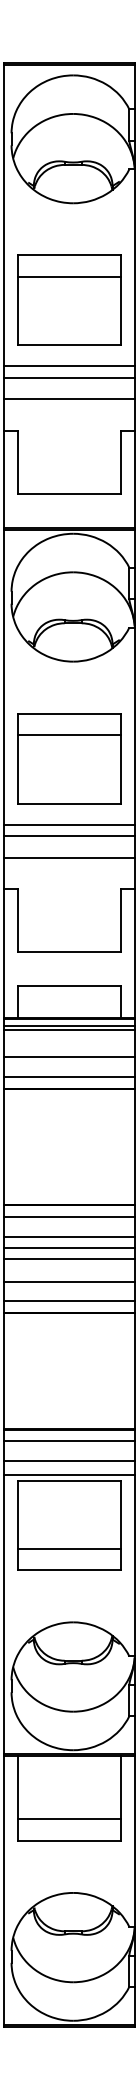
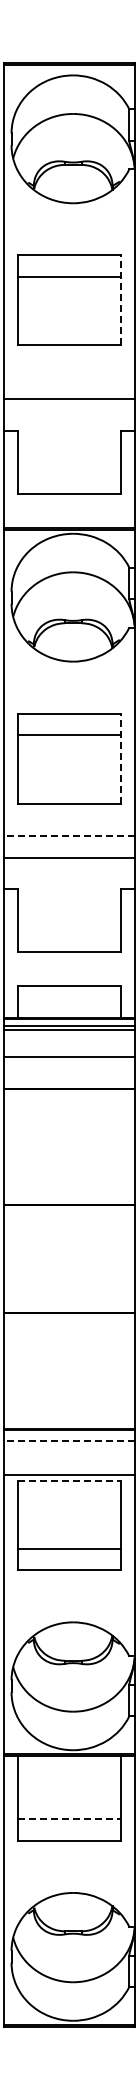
line: solid -> dashed (121, 300)
line: present -> none (69, 366)
line: present -> none (69, 377)
line: solid -> dashed (121, 758)
line: present -> none (69, 824)
line: solid -> dashed (69, 835)
line: present -> none (69, 1076)
line: present -> none (69, 1217)
line: present -> none (69, 1236)
line: present -> none (69, 1248)
line: present -> none (69, 1258)
line: present -> none (69, 1281)
line: present -> none (69, 1301)
line: solid -> dashed (69, 1441)
line: present -> none (69, 1460)
line: solid -> dashed (69, 1480)
line: solid -> dashed (69, 1819)
